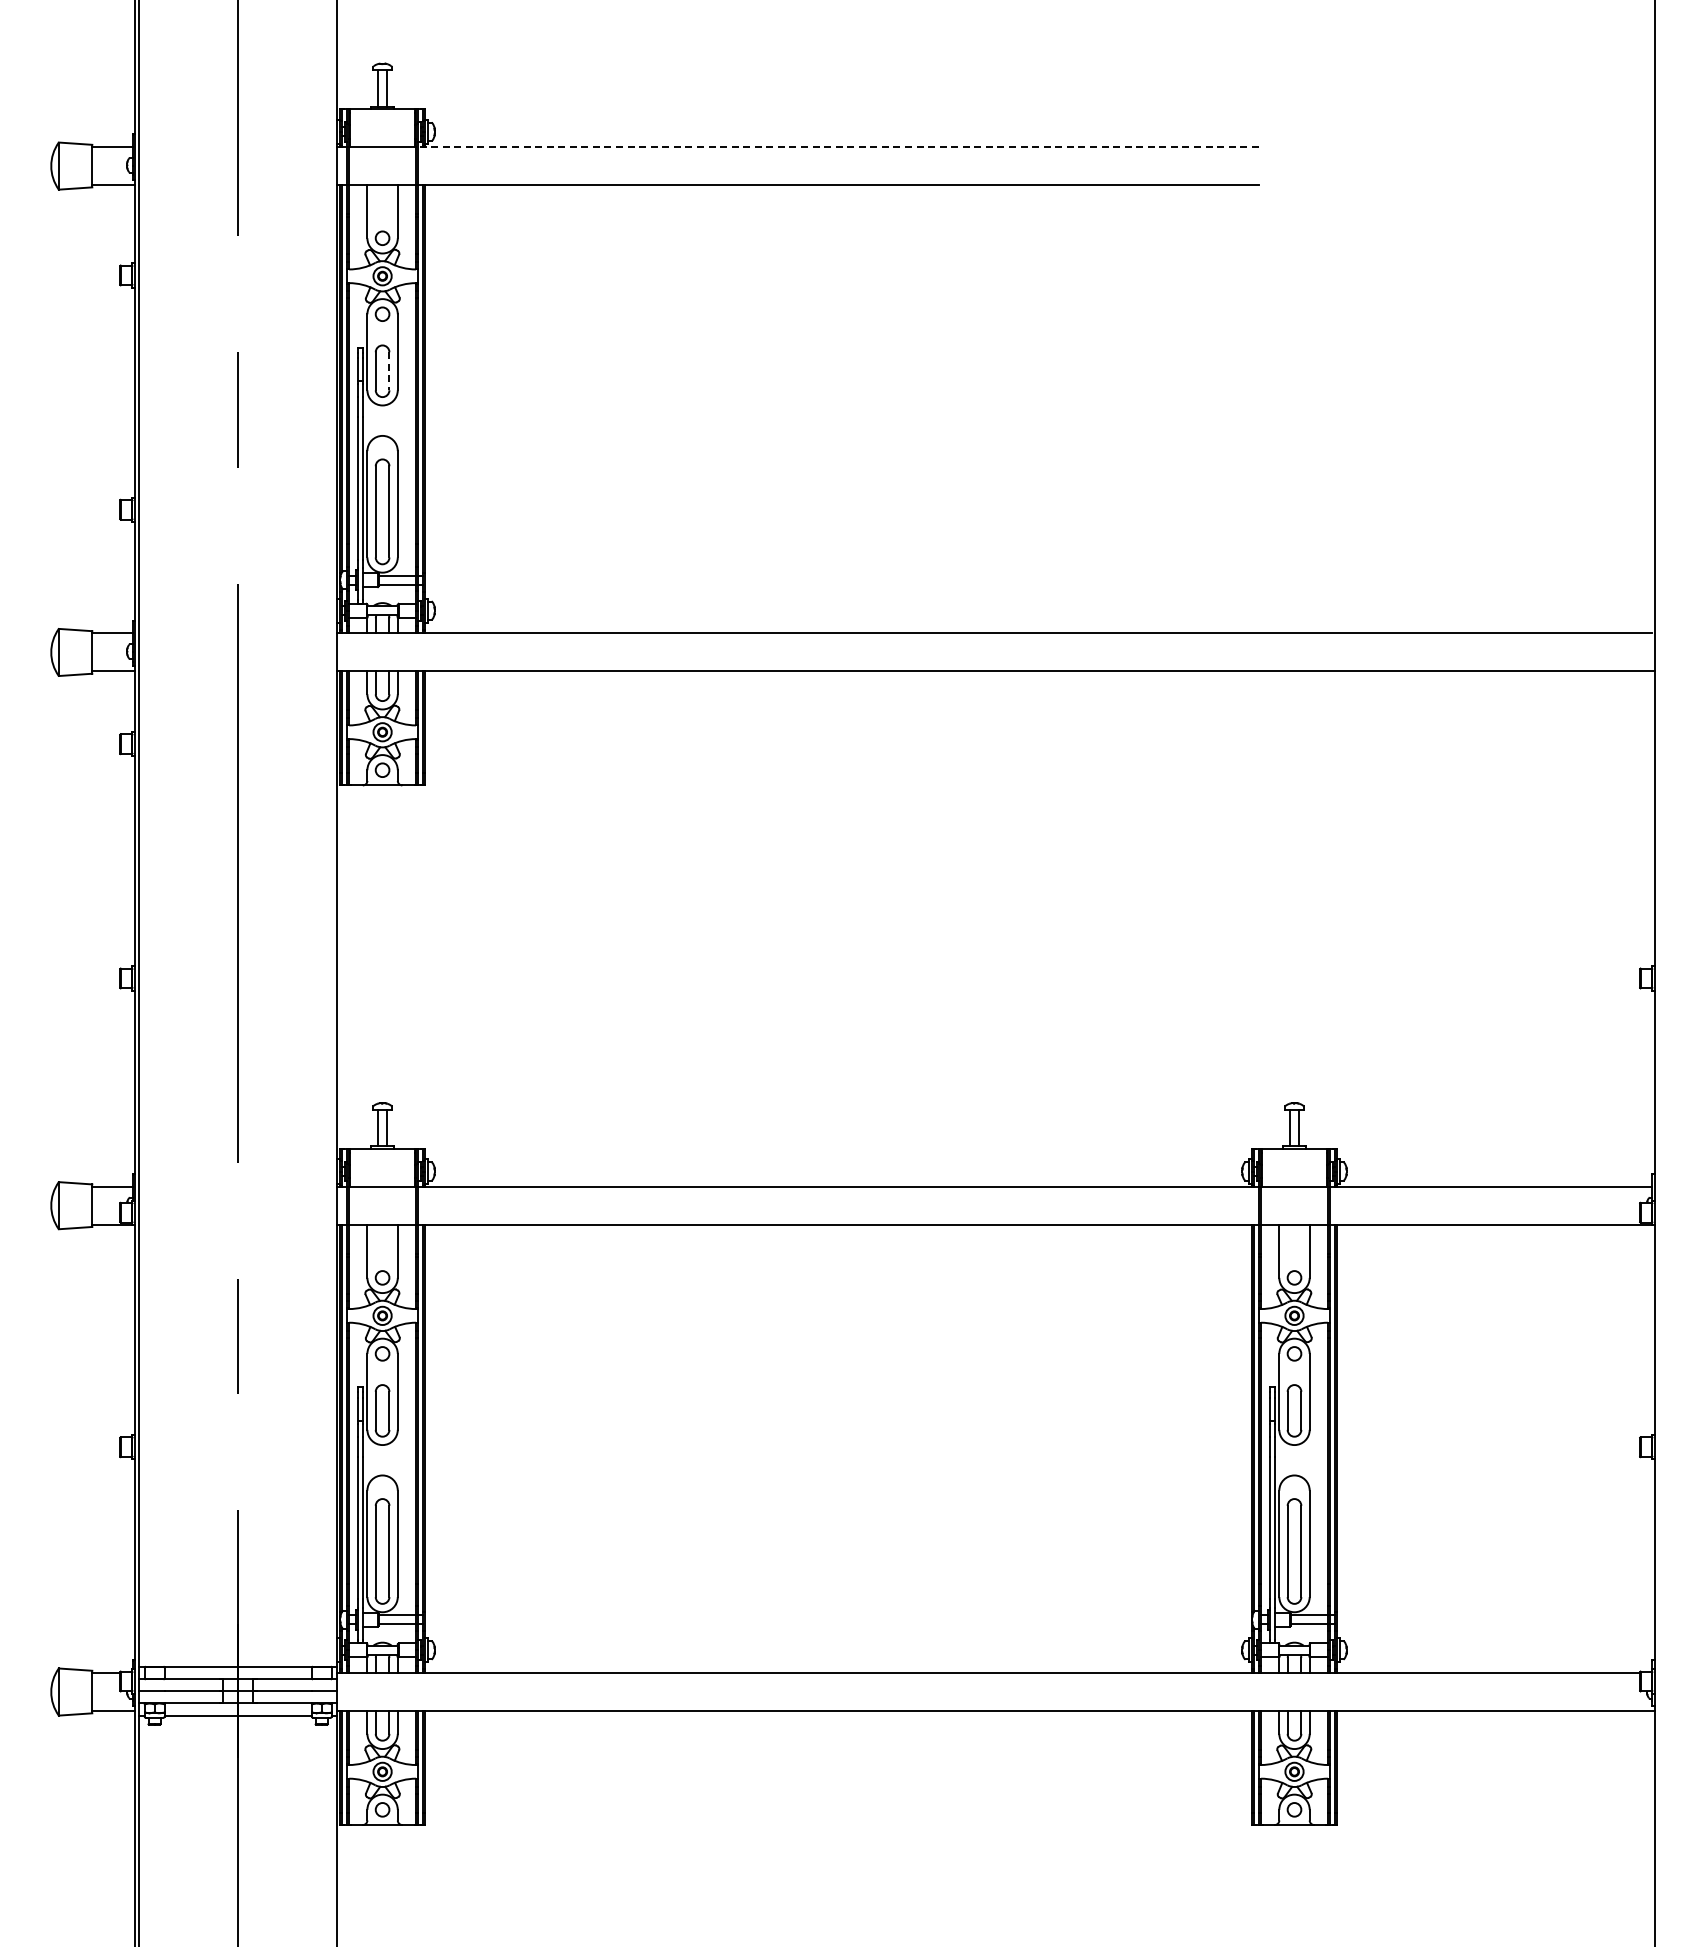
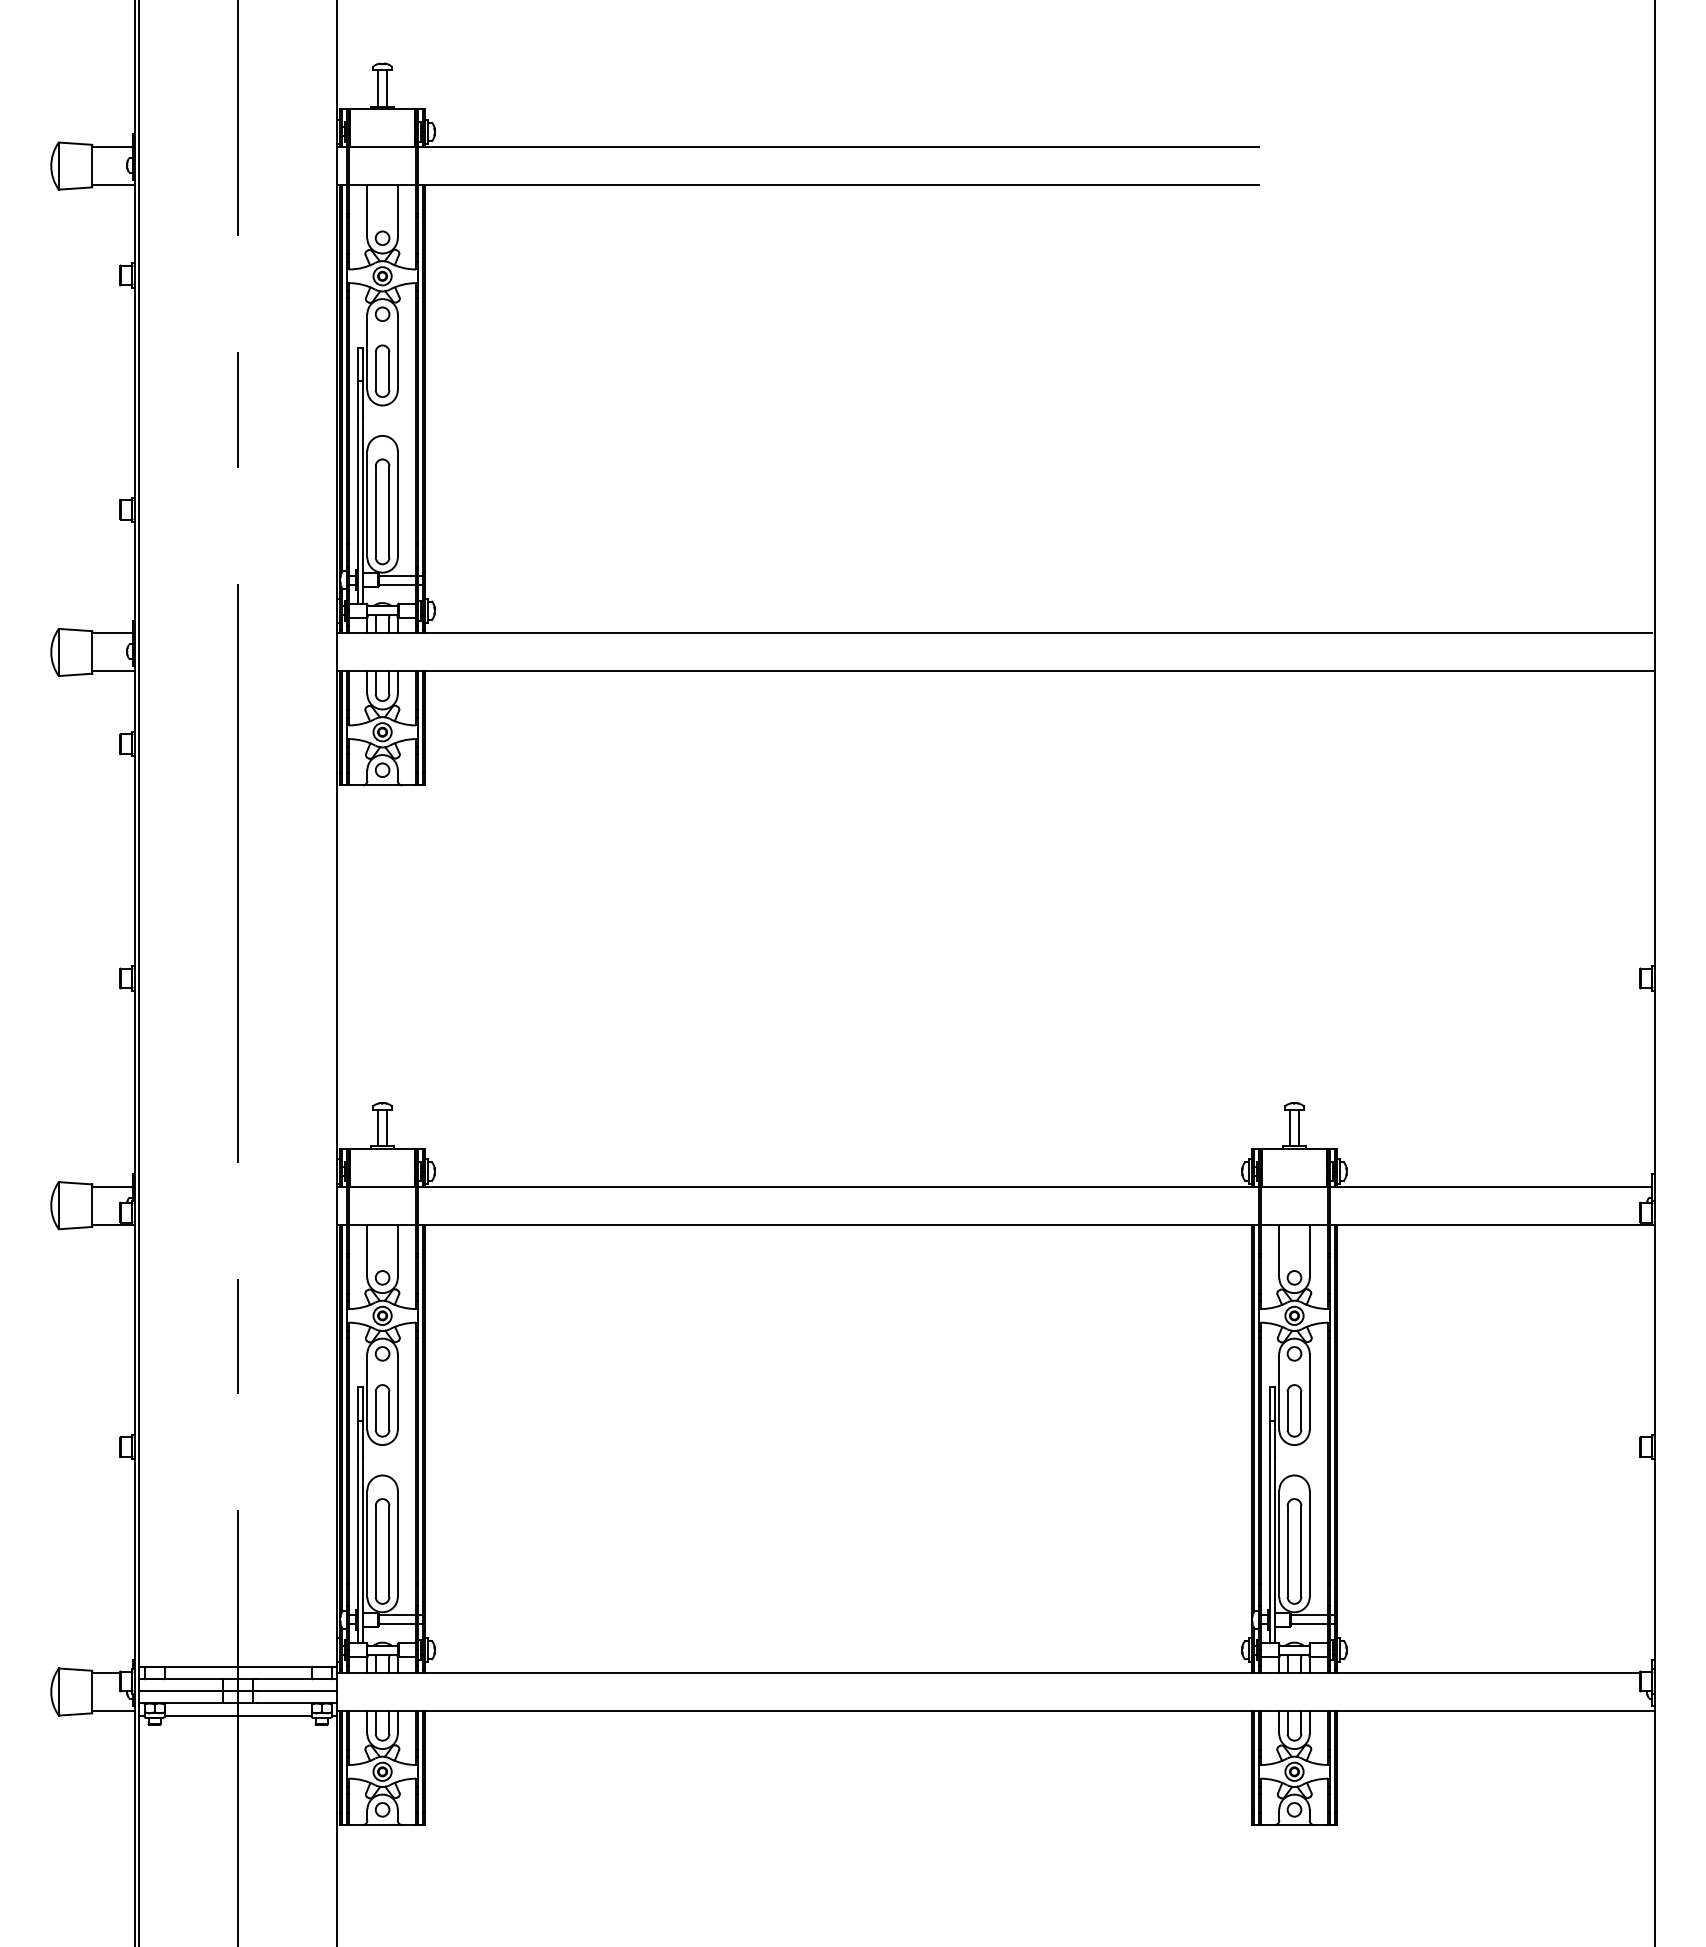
line: dashed -> solid (838, 147)
line: dashed -> solid (389, 371)
